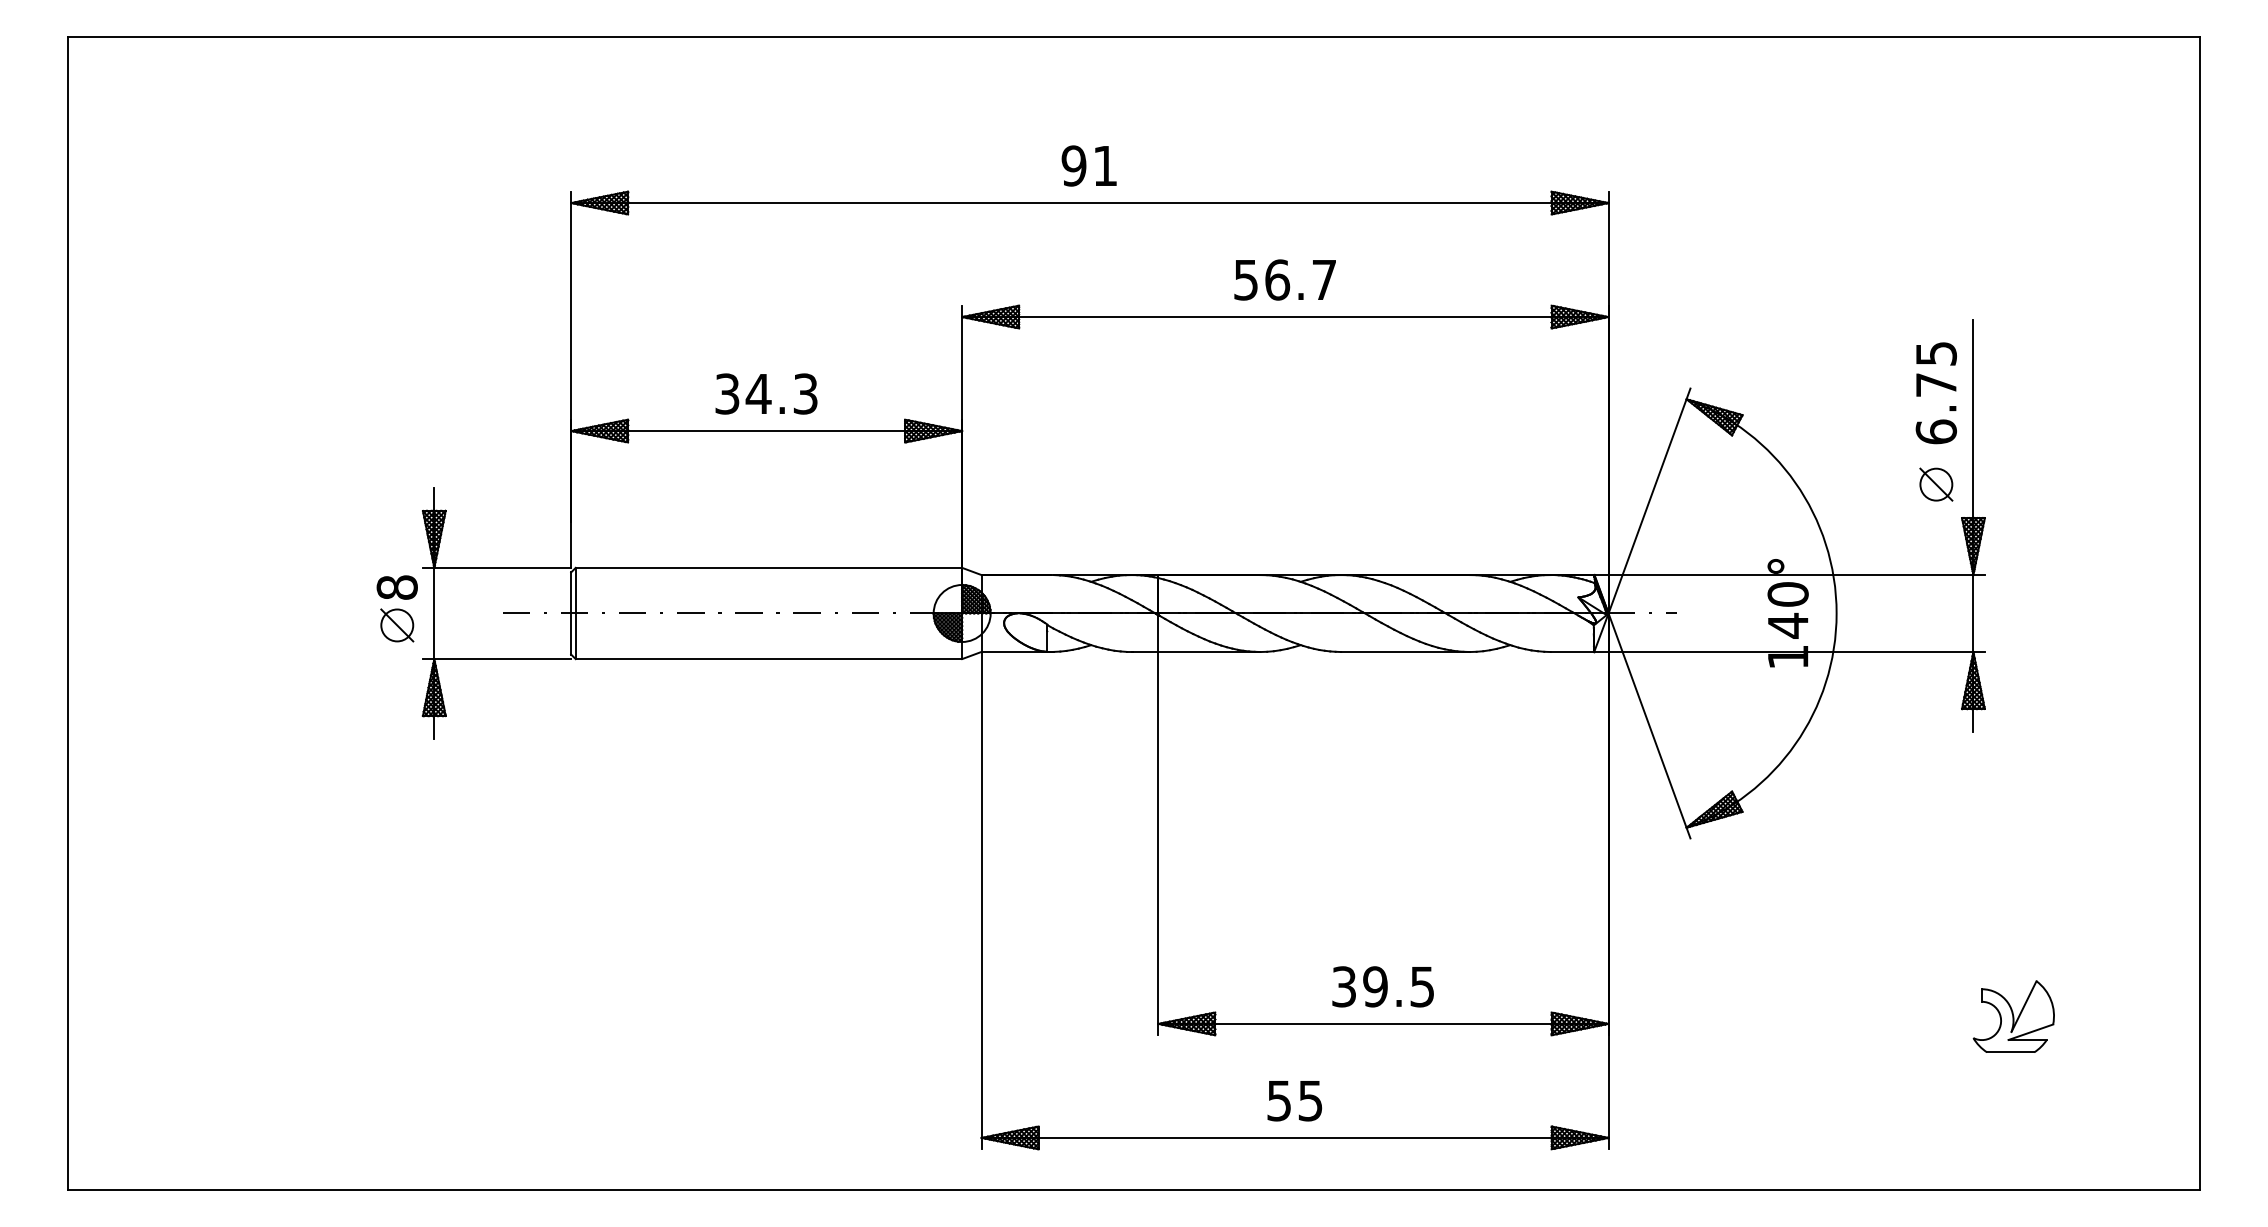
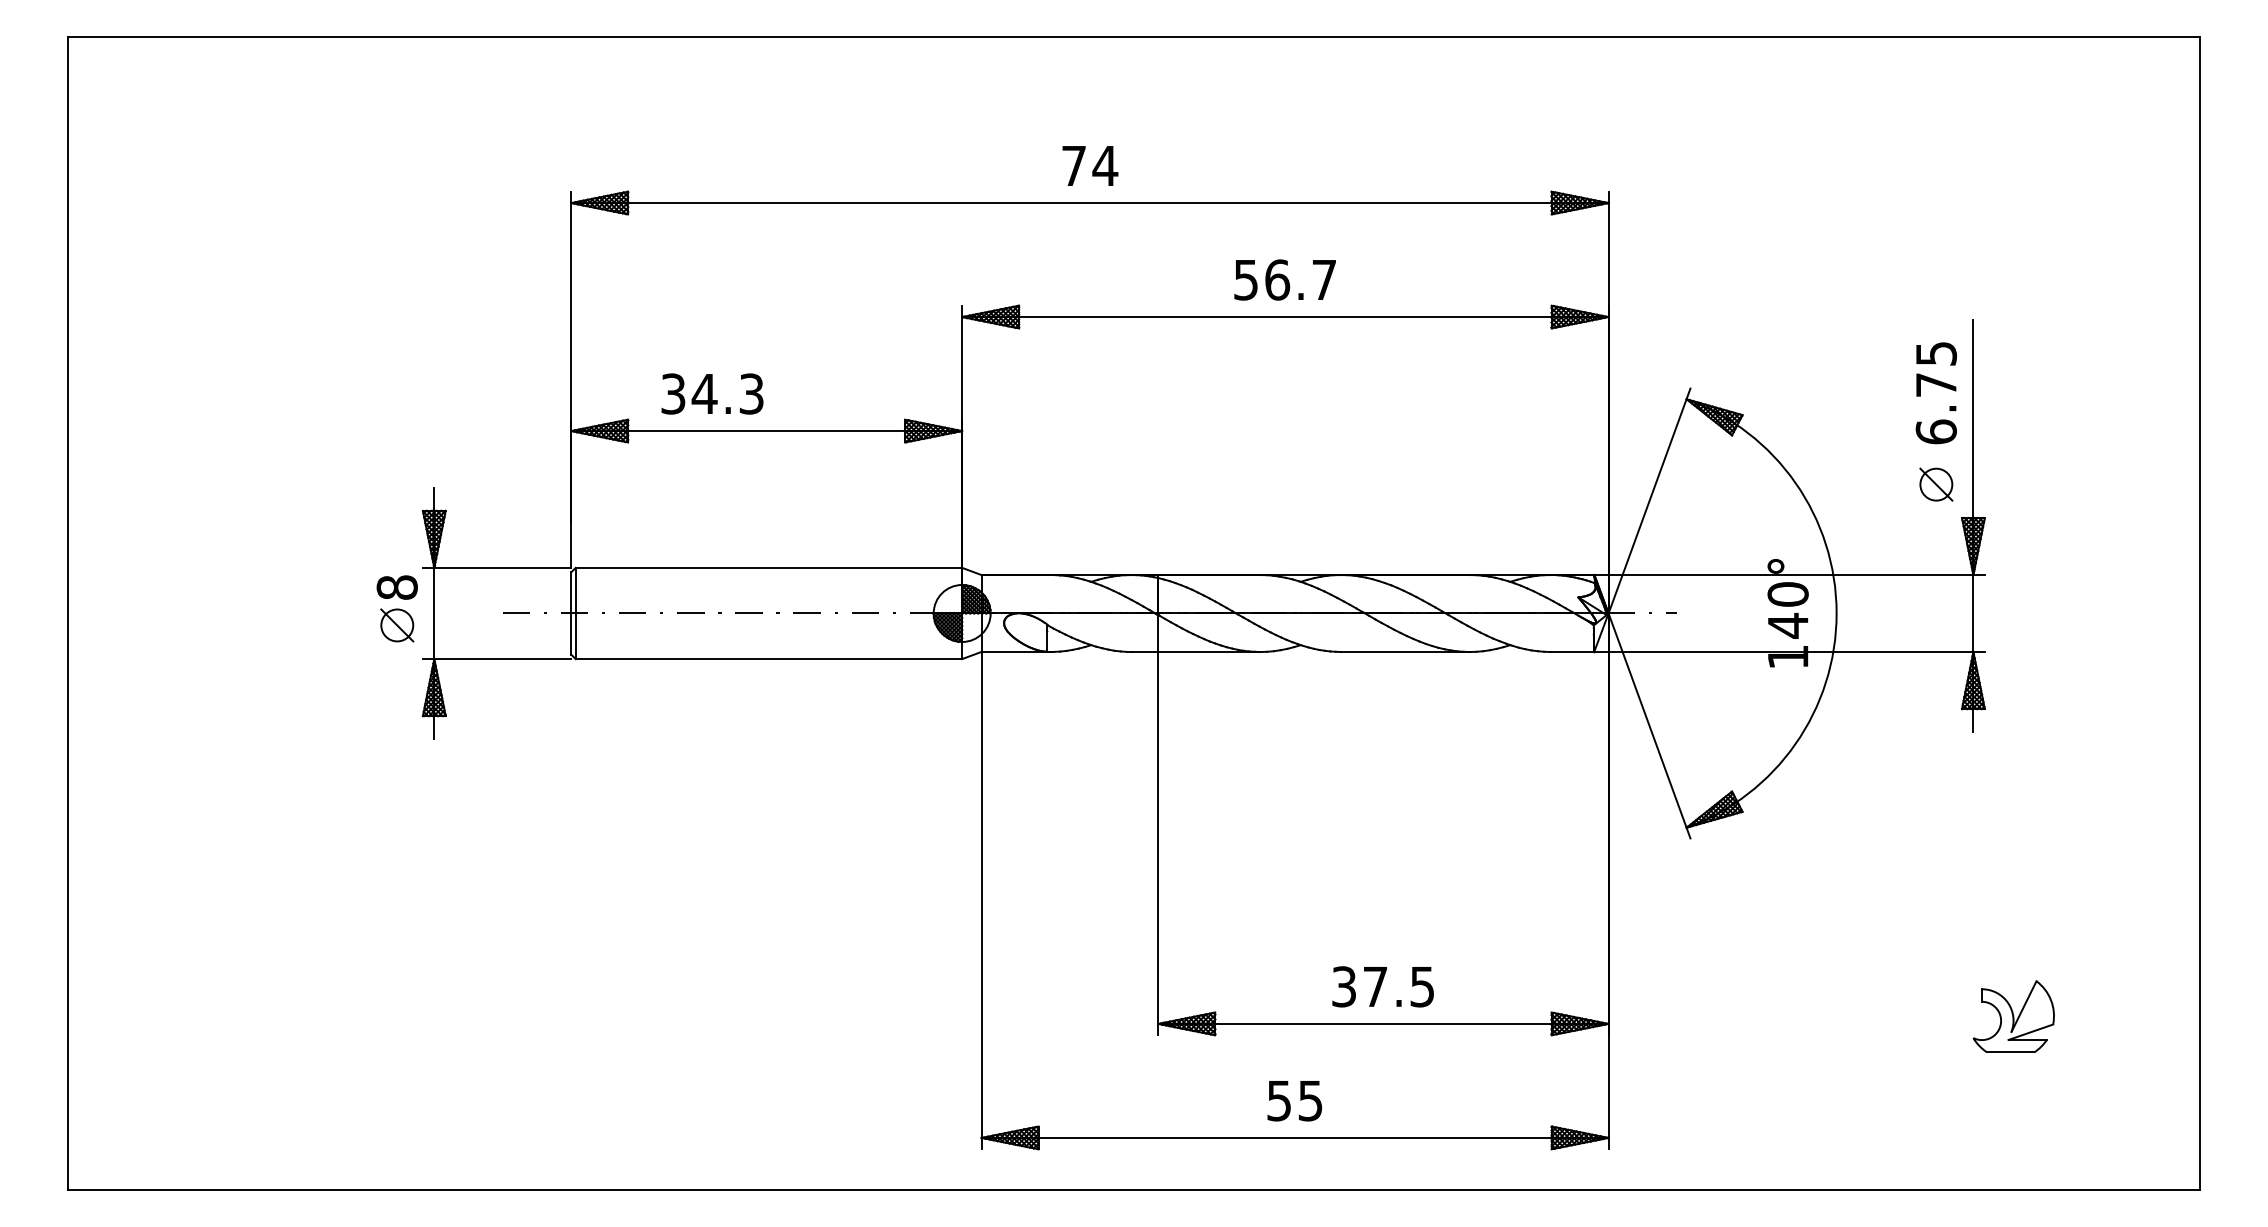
text: 91 -> 74 (1089, 165)
text position: (766, 393) -> (712, 393) (712, 393)
text: 39.5 -> 37.5 (1375, 986)
